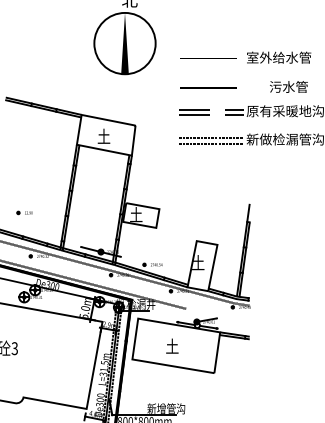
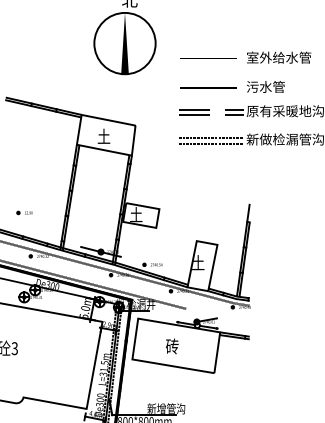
text position: (288, 86) -> (265, 86) (265, 86)
text: 土 -> 砖 (172, 346)
